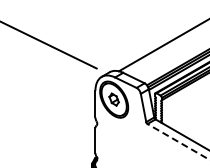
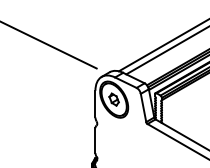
line: none -> present (166, 51)
line: dashed -> solid (178, 142)
